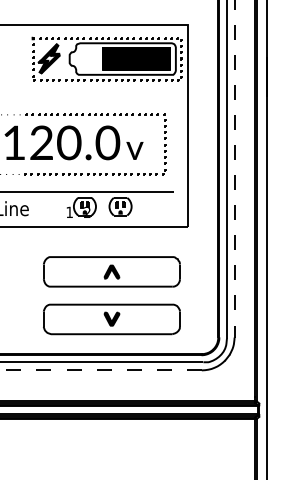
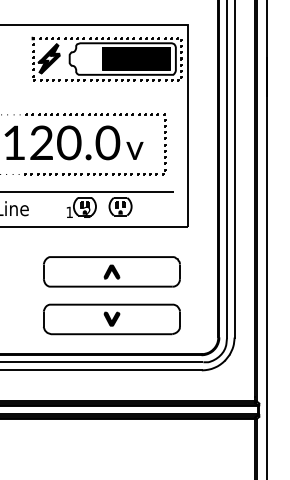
line: dashed -> solid (234, 169)
line: dashed -> solid (100, 370)
